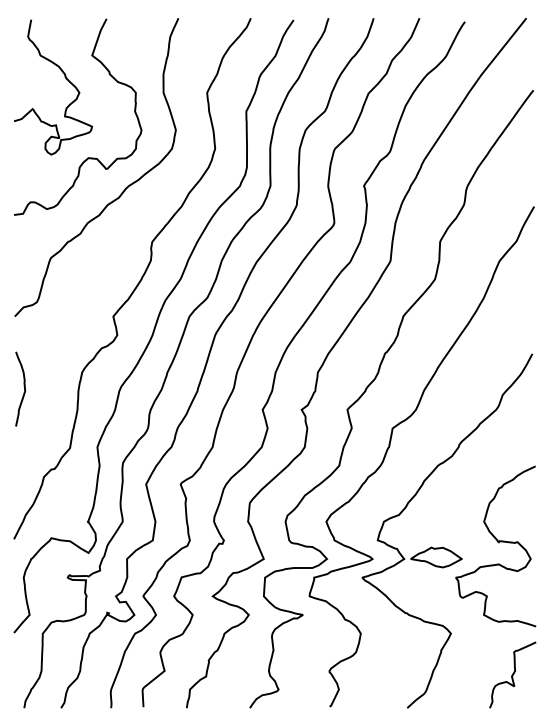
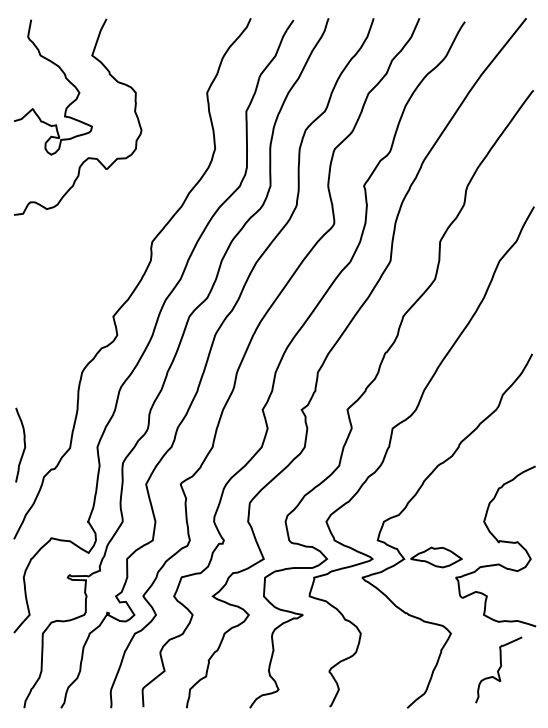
curve: present -> none (124, 188)
curve position: (23, 386) -> (23, 442) (23, 442)
curve position: (512, 674) -> (498, 669) (498, 669)
